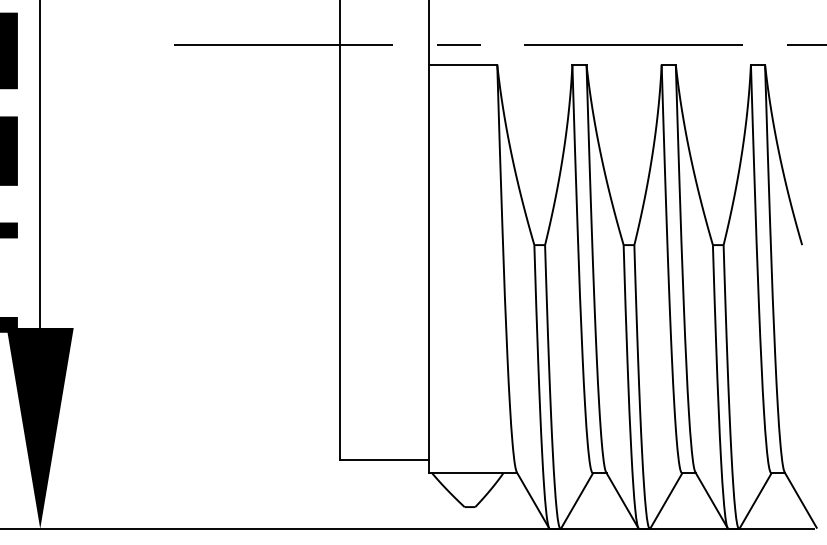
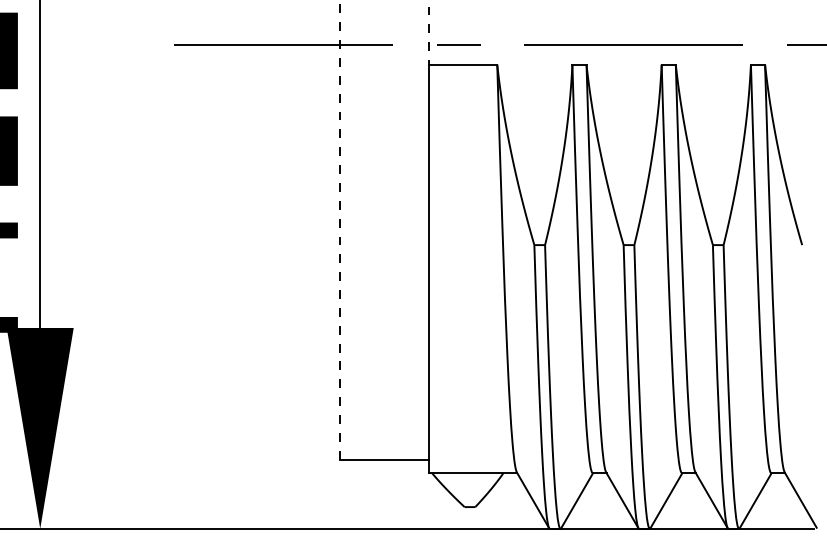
line: solid -> dashed (429, 32)
line: solid -> dashed (339, 230)
